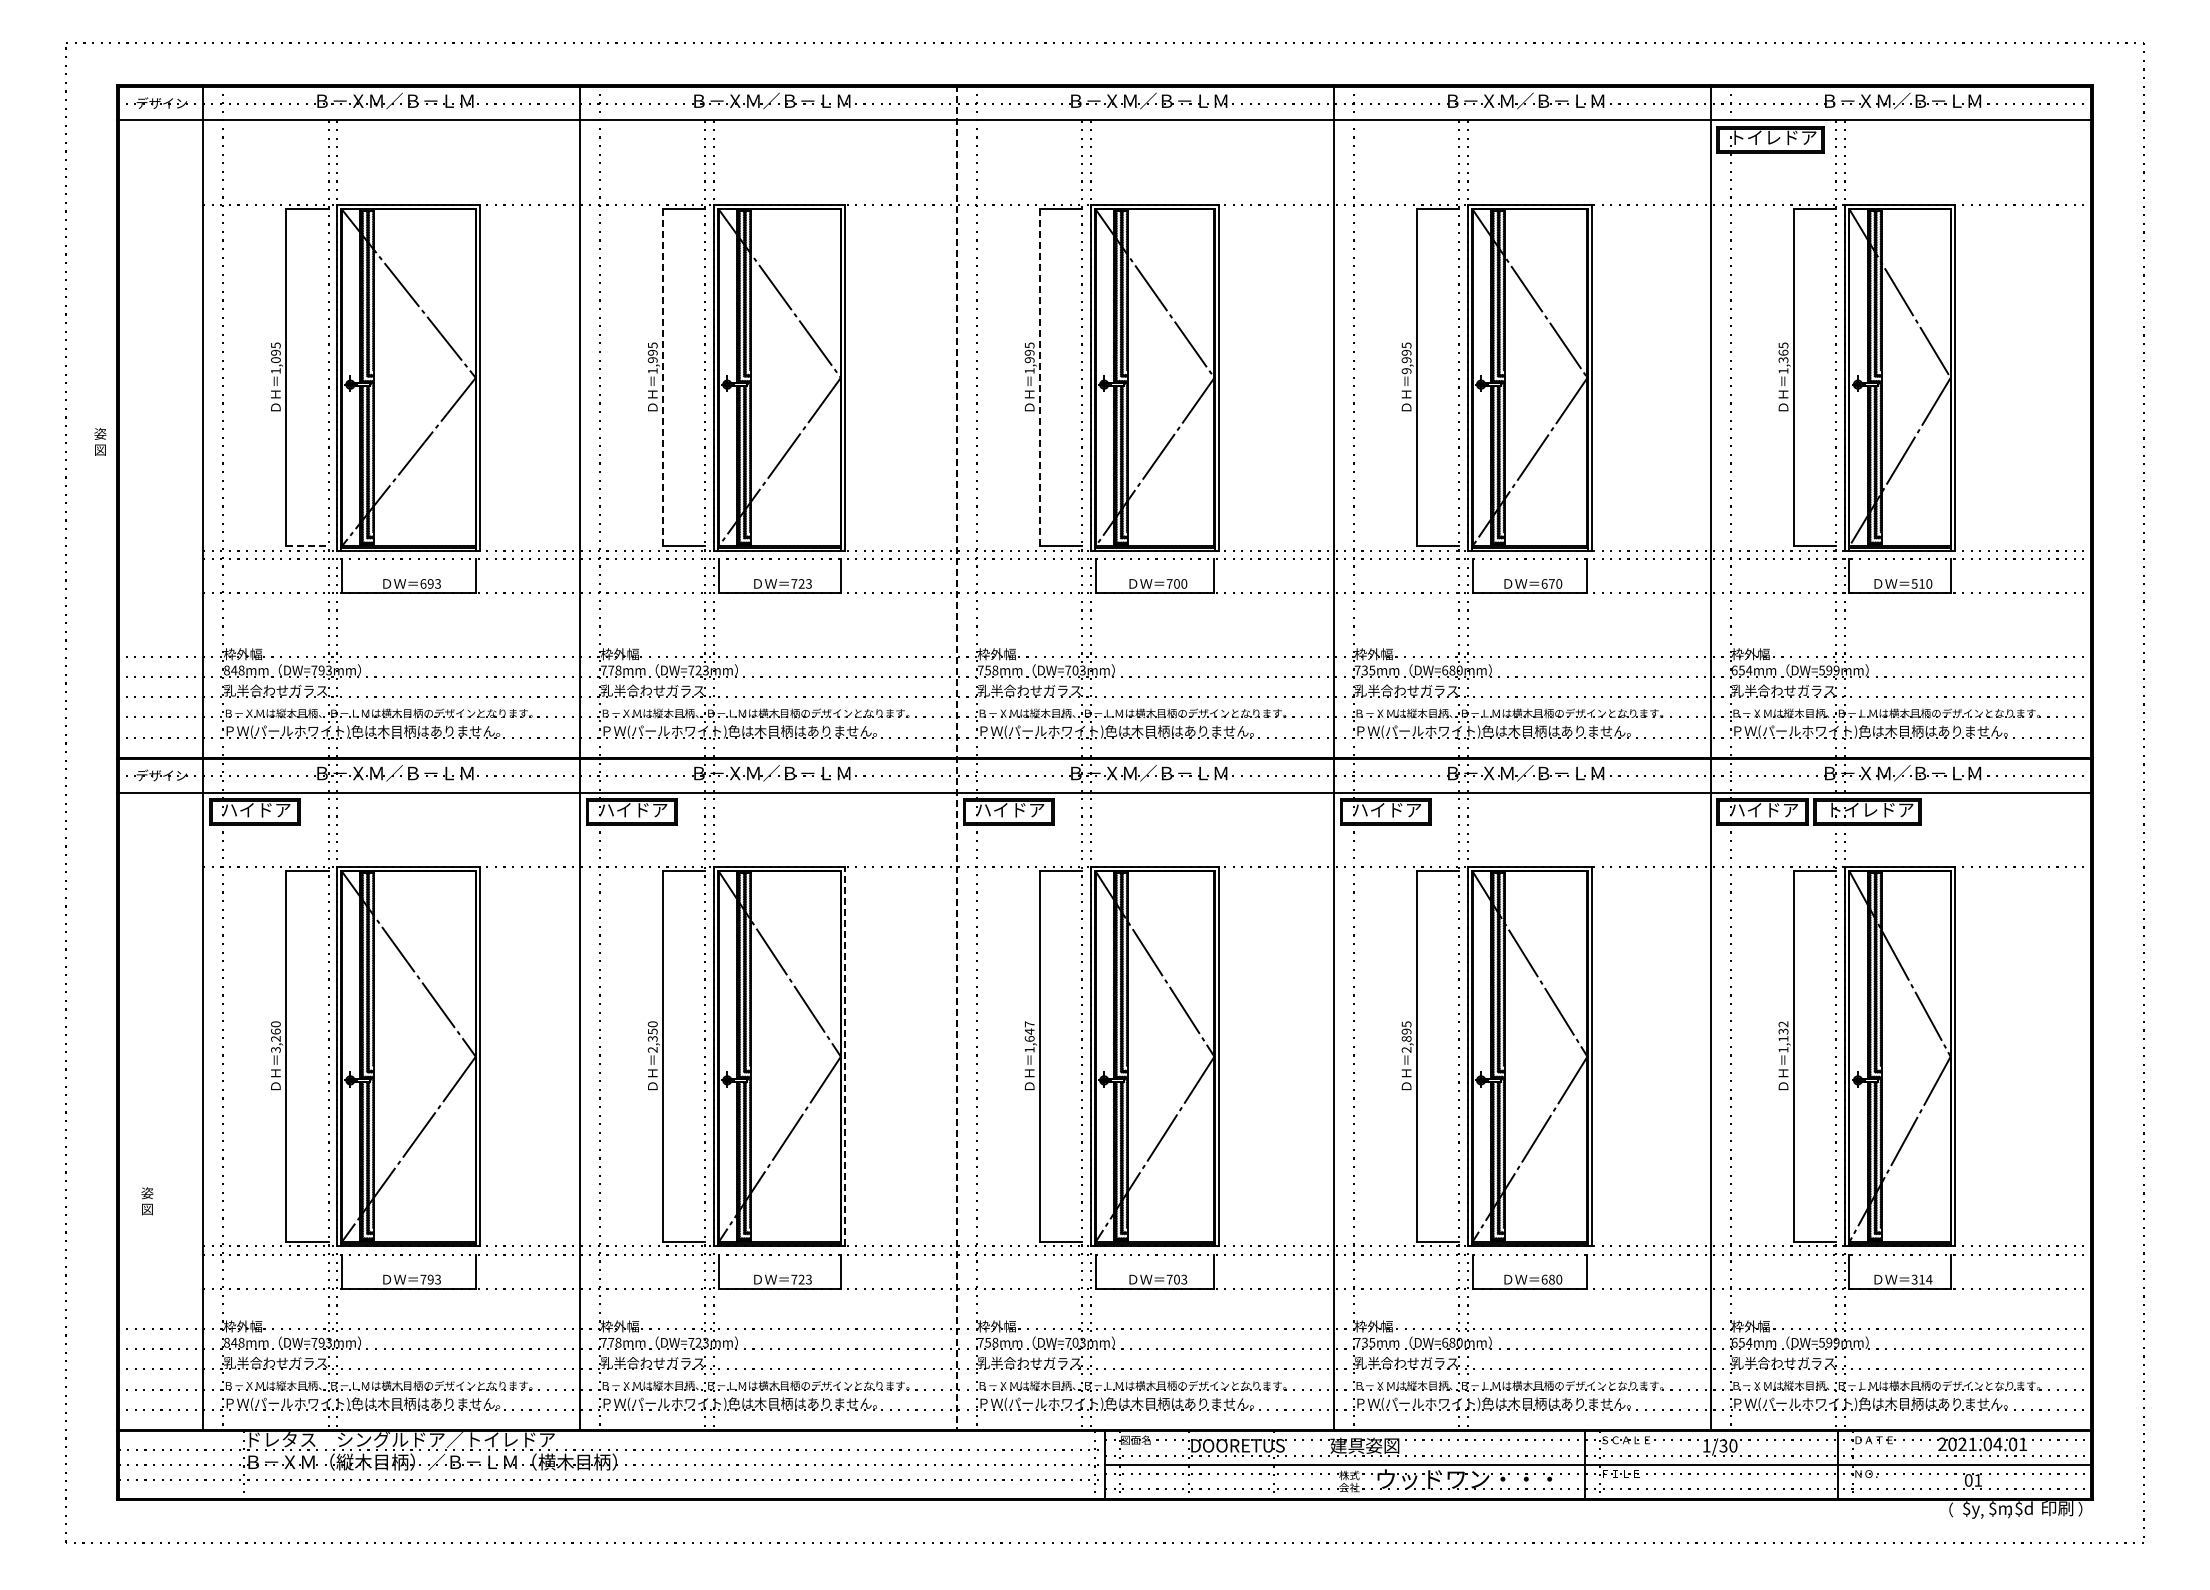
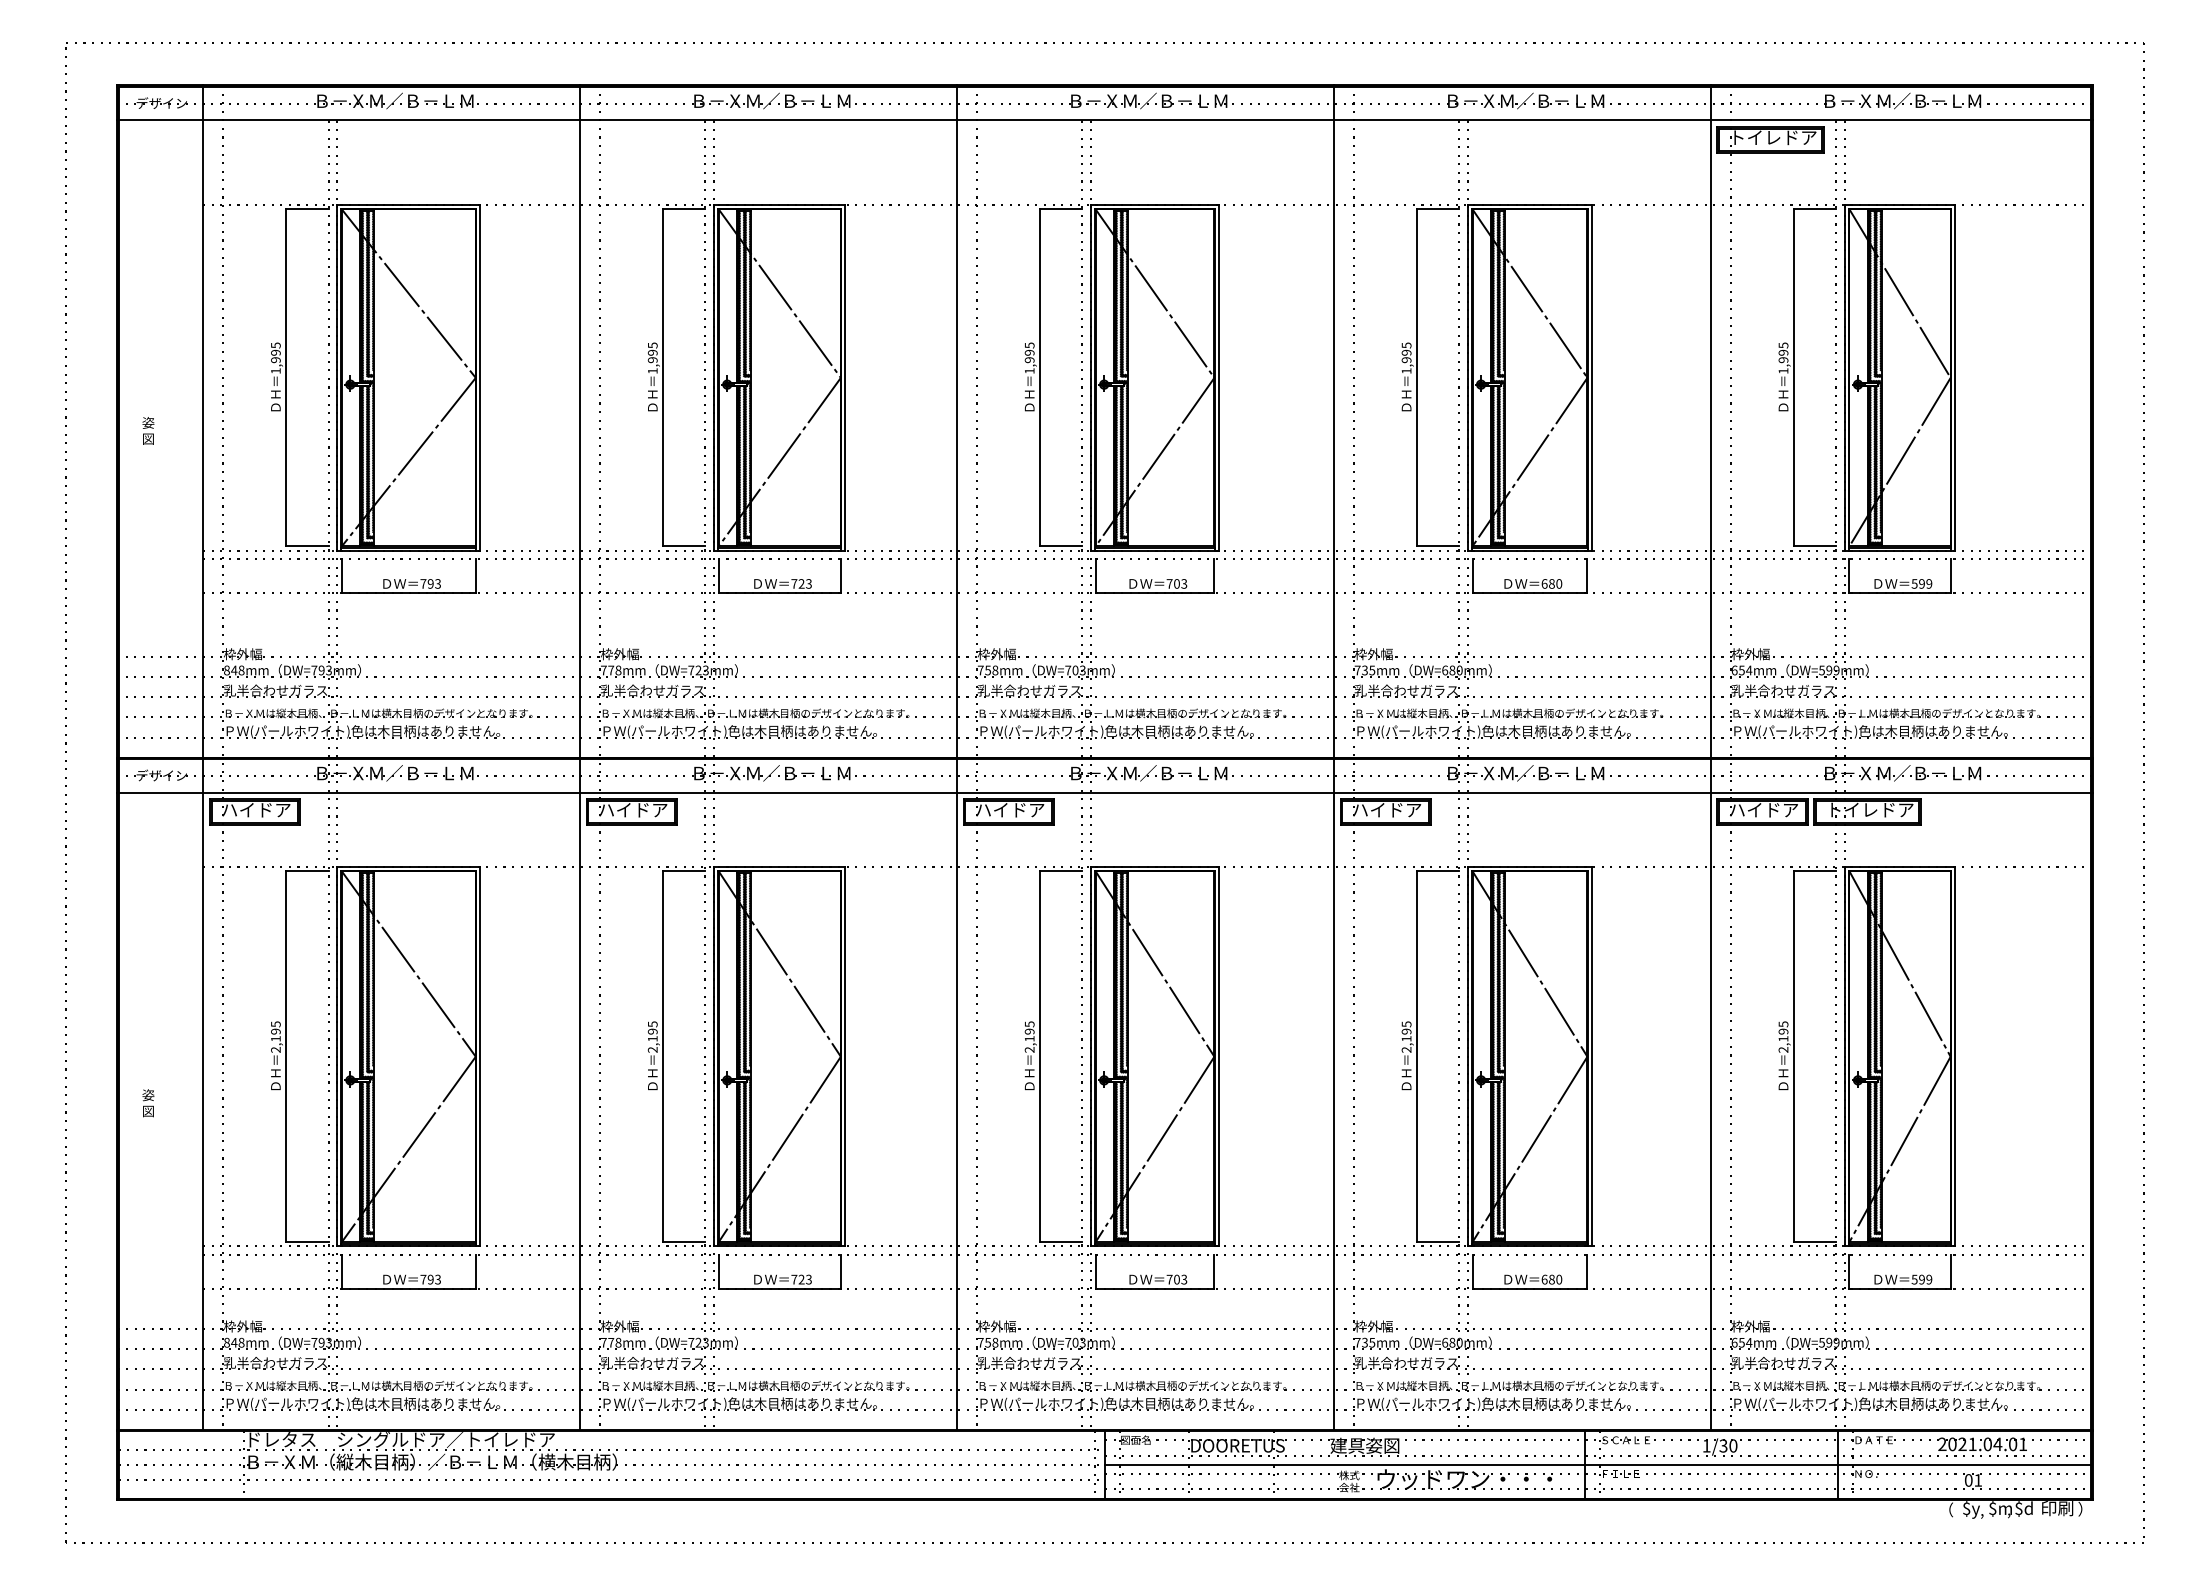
text: 1,365 -> 1,995 (1783, 356)
text: 1,095 -> 1,995 (275, 360)
text: 9,995 -> 1,995 (1406, 371)
line: dashed -> solid (663, 378)
line: dashed -> solid (1040, 378)
text position: (100, 441) -> (148, 430) (148, 430)
line: dashed -> solid (307, 546)
text: 693 -> 793 (423, 583)
text: 700 -> 703 (1184, 583)
text: 670 -> 680 (1551, 583)
text: 510 -> 599 (1925, 583)
line: dashed -> solid (956, 757)
text: 2,350 -> 2,195 (652, 1031)
text: 3,260 -> 2,195 (275, 1036)
text: 1,647 -> 2,195 (1029, 1036)
text: 1,132 -> 2,195 (1783, 1036)
text: 2,895 -> 2,195 (1406, 1038)
line: dashed -> solid (845, 1056)
text position: (147, 1201) -> (148, 1103) (148, 1103)
text: 314 -> 599 (1922, 1279)
